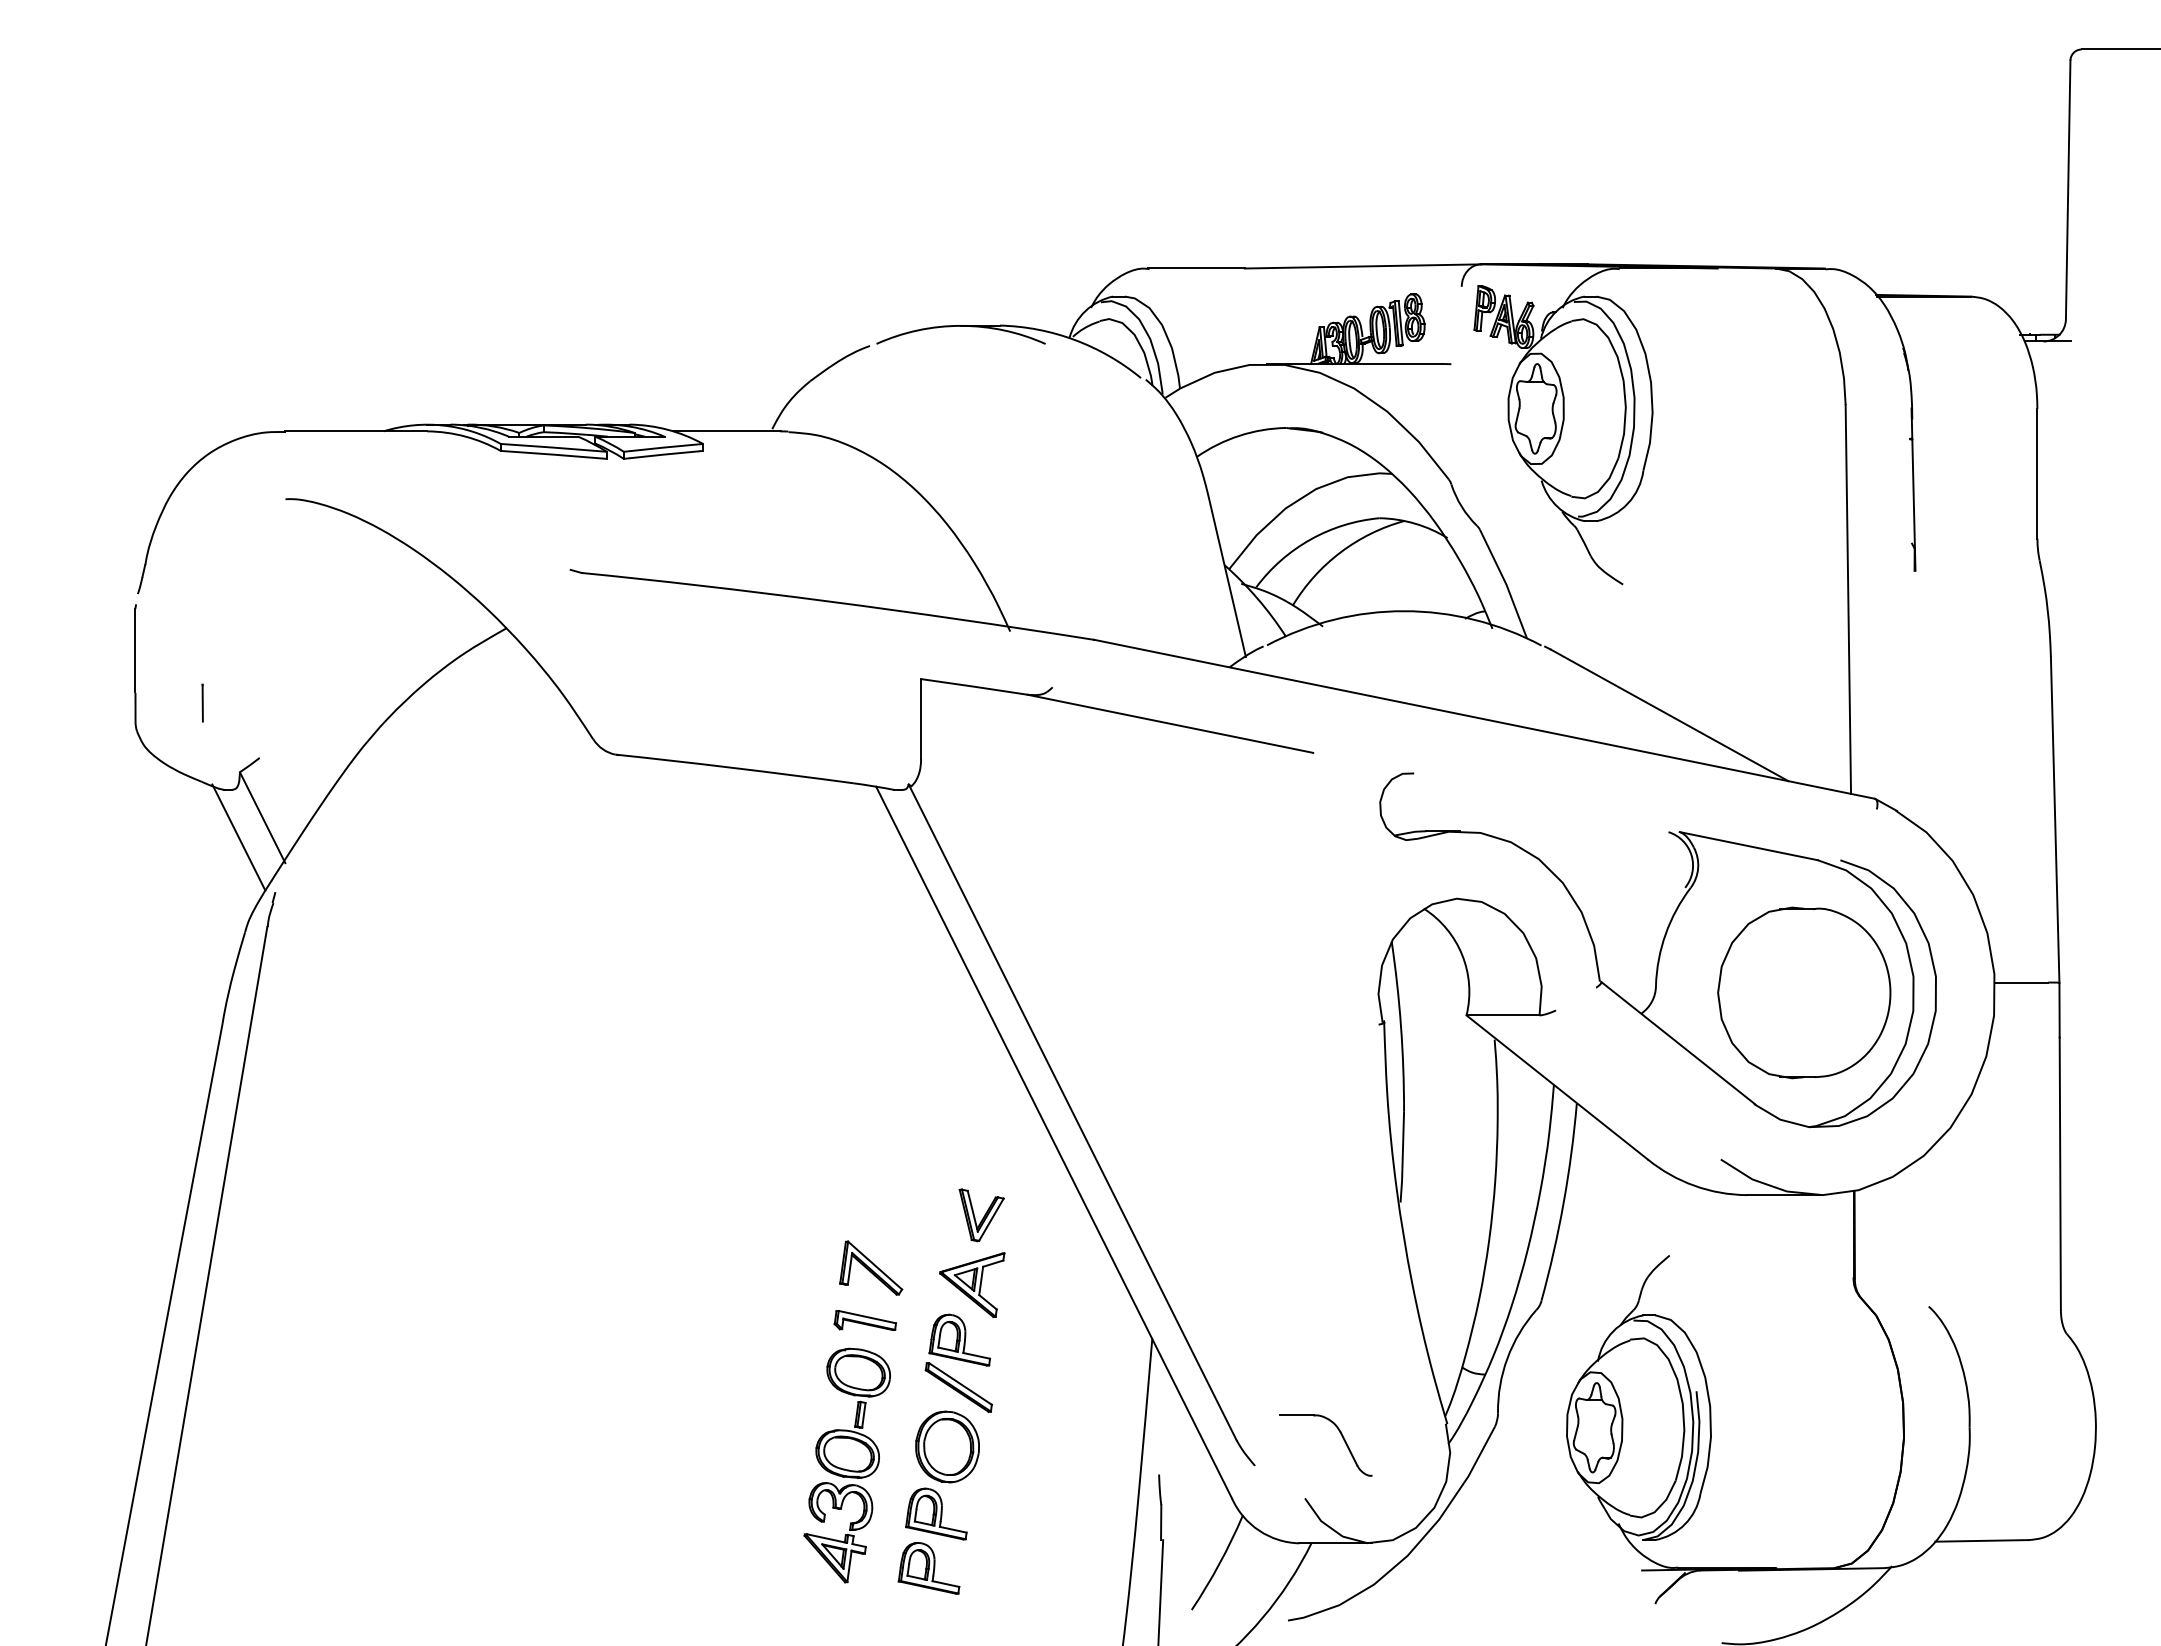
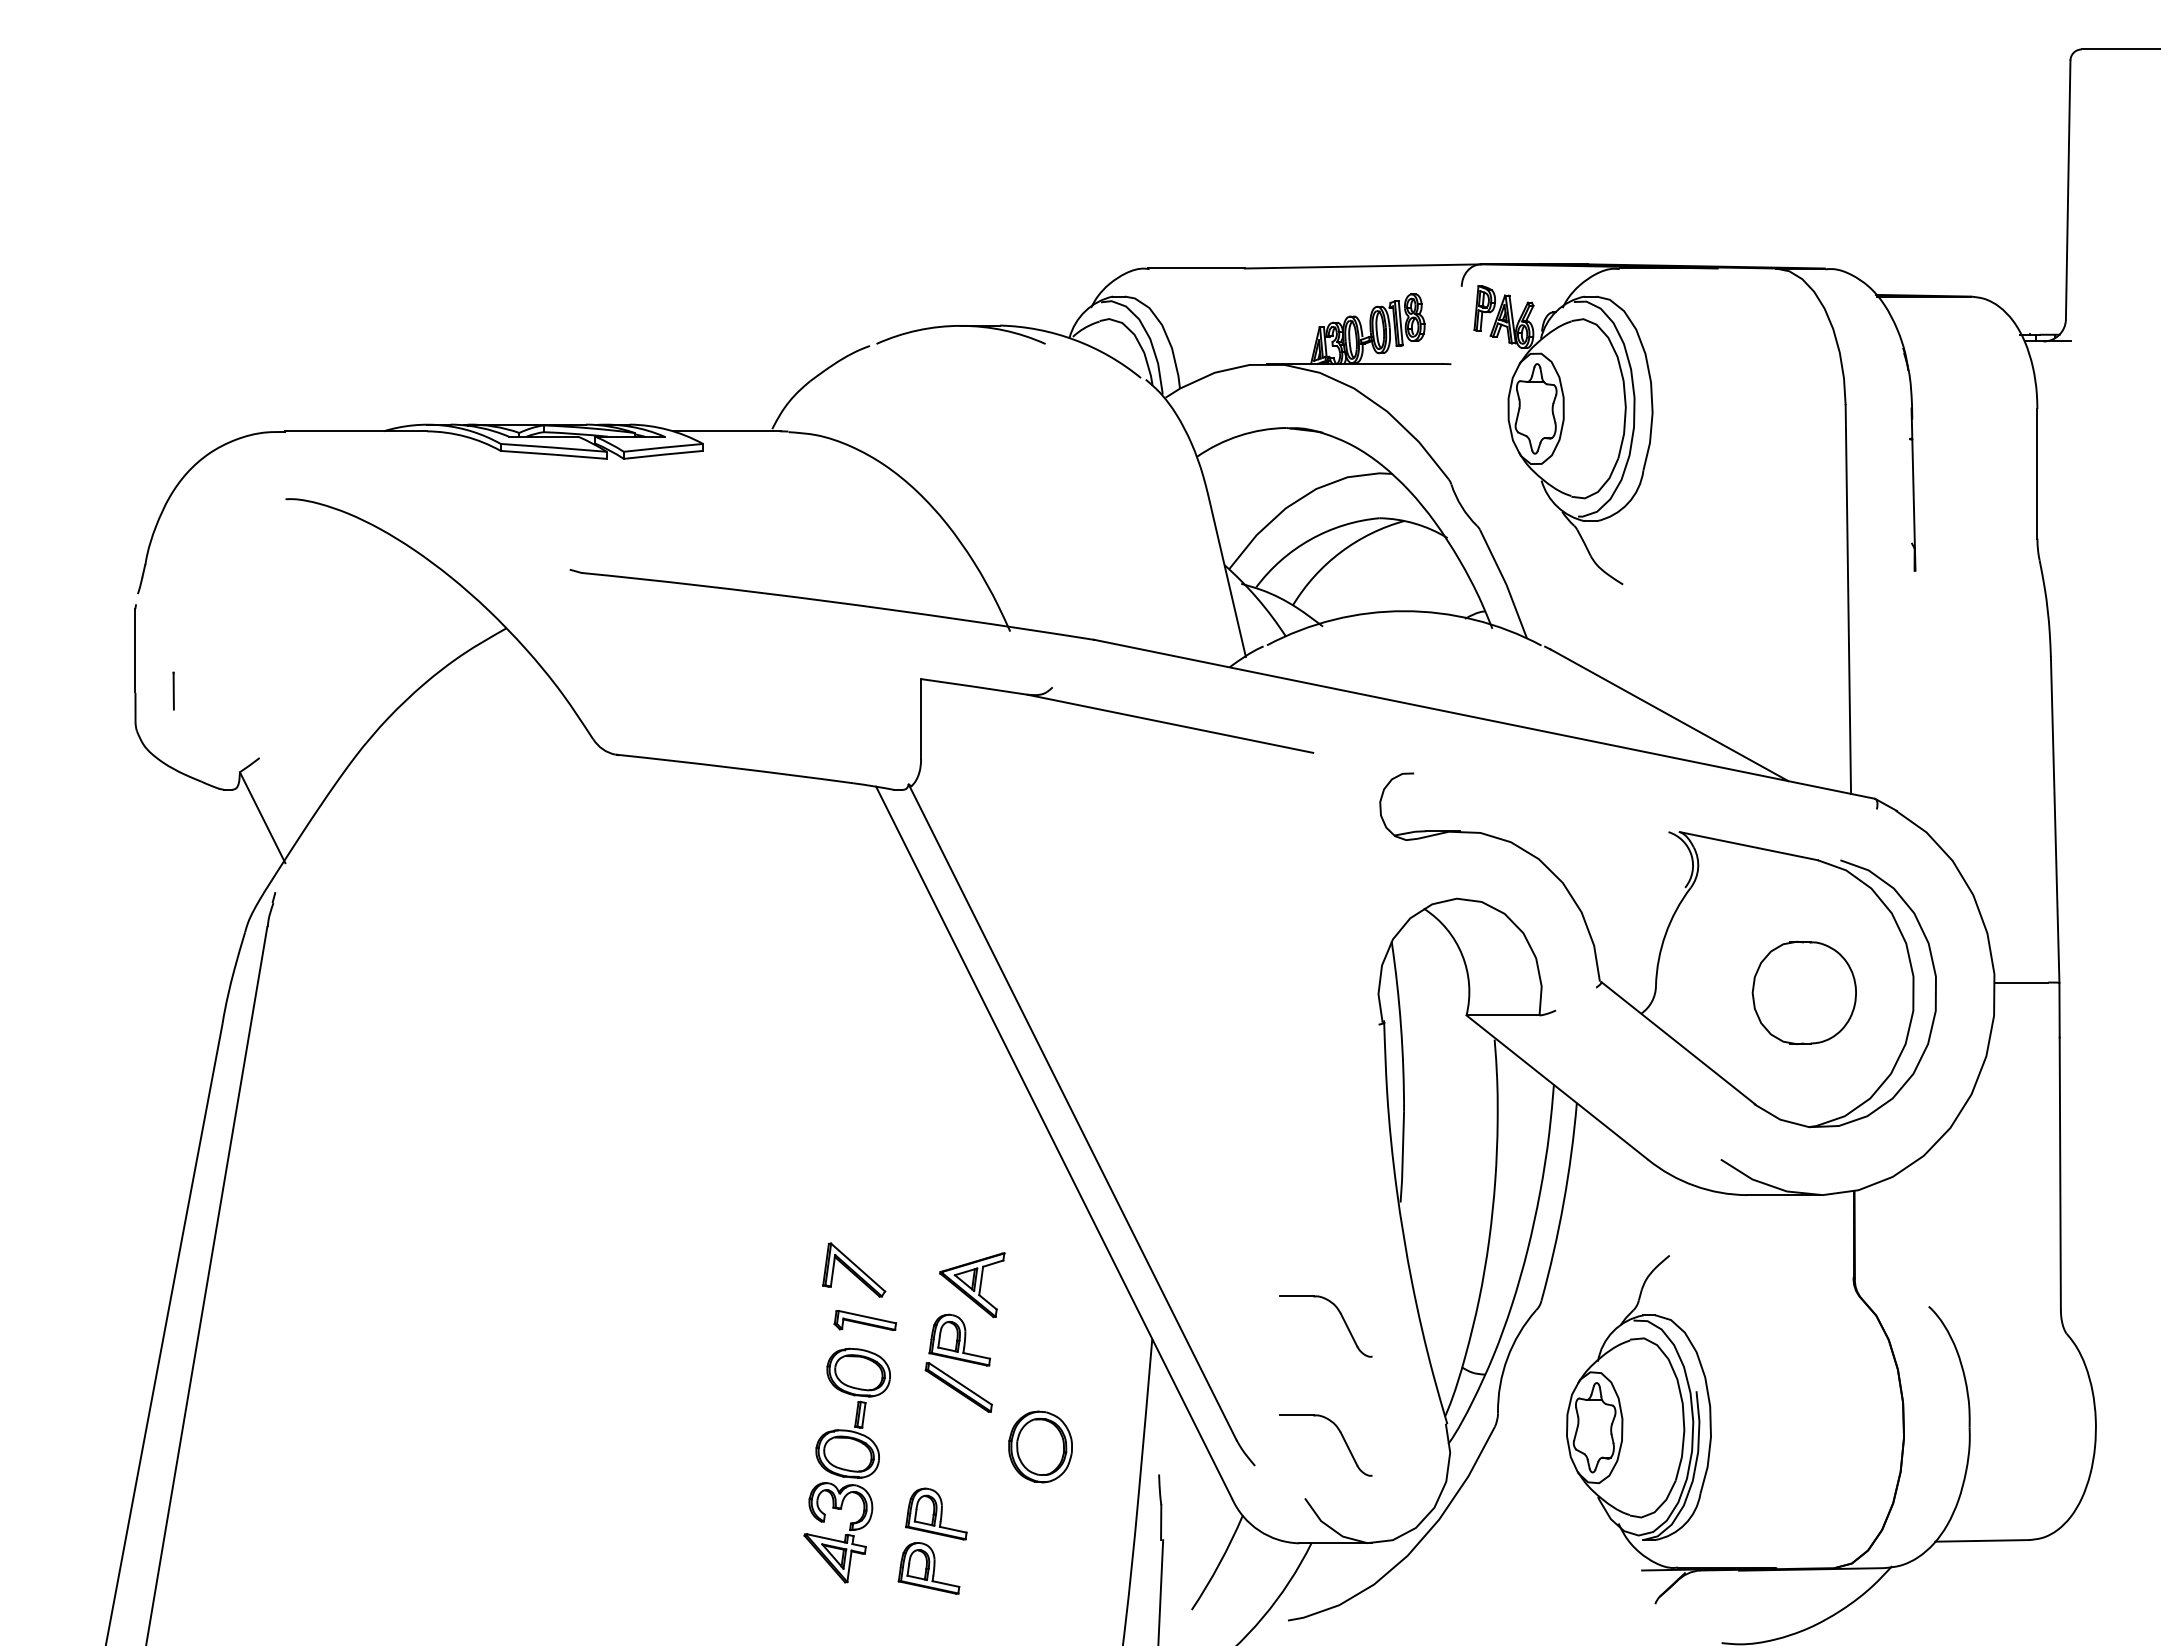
line position: (202, 702) -> (173, 690) (173, 690)
line: present -> none (238, 837)
part size: 175x174 px -> 106x105 px (1803, 992)
part: present -> none (981, 1215)
part position: (871, 1267) -> (854, 1269) (854, 1269)
part: none -> present (1341, 1317)
part position: (947, 1446) -> (1040, 1446) (1040, 1446)
